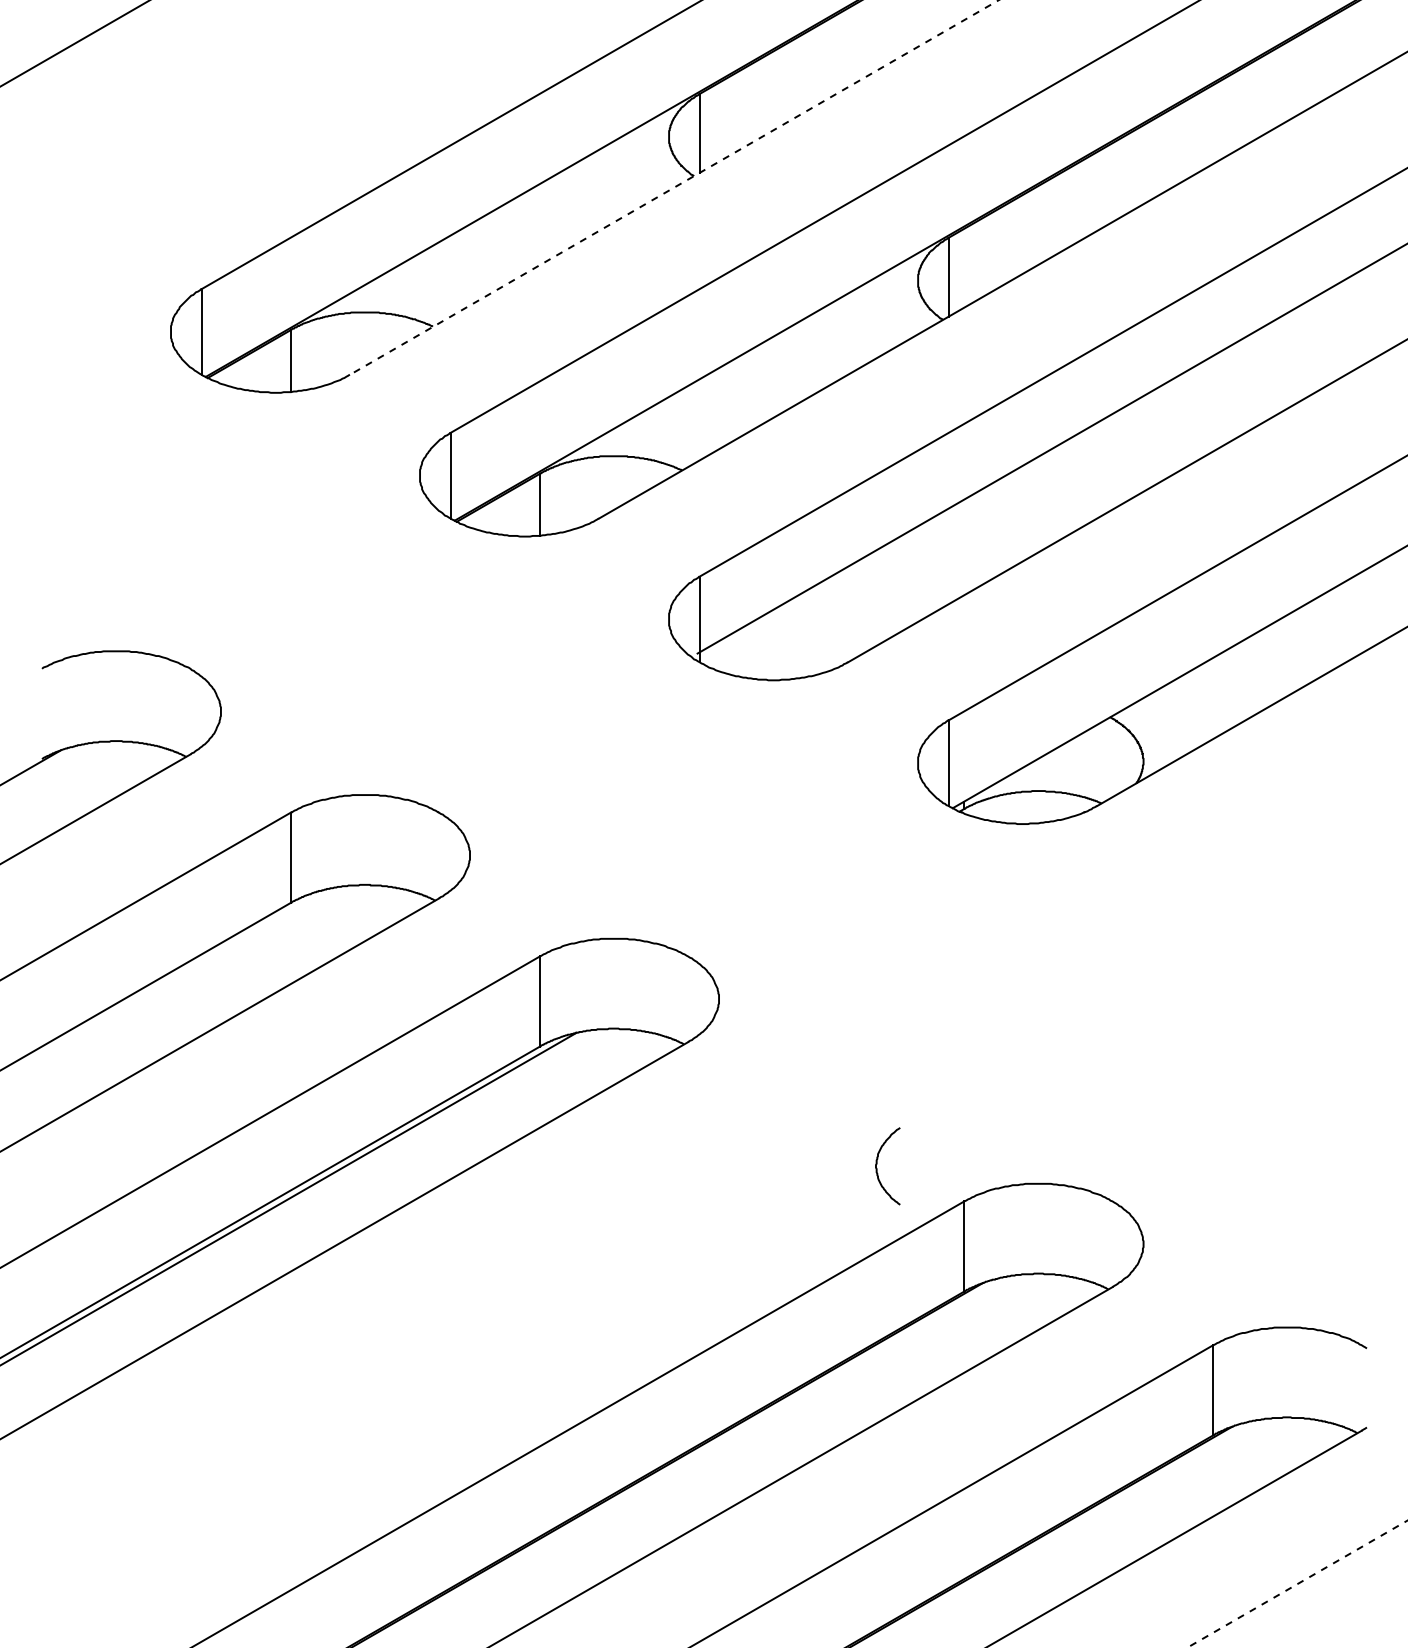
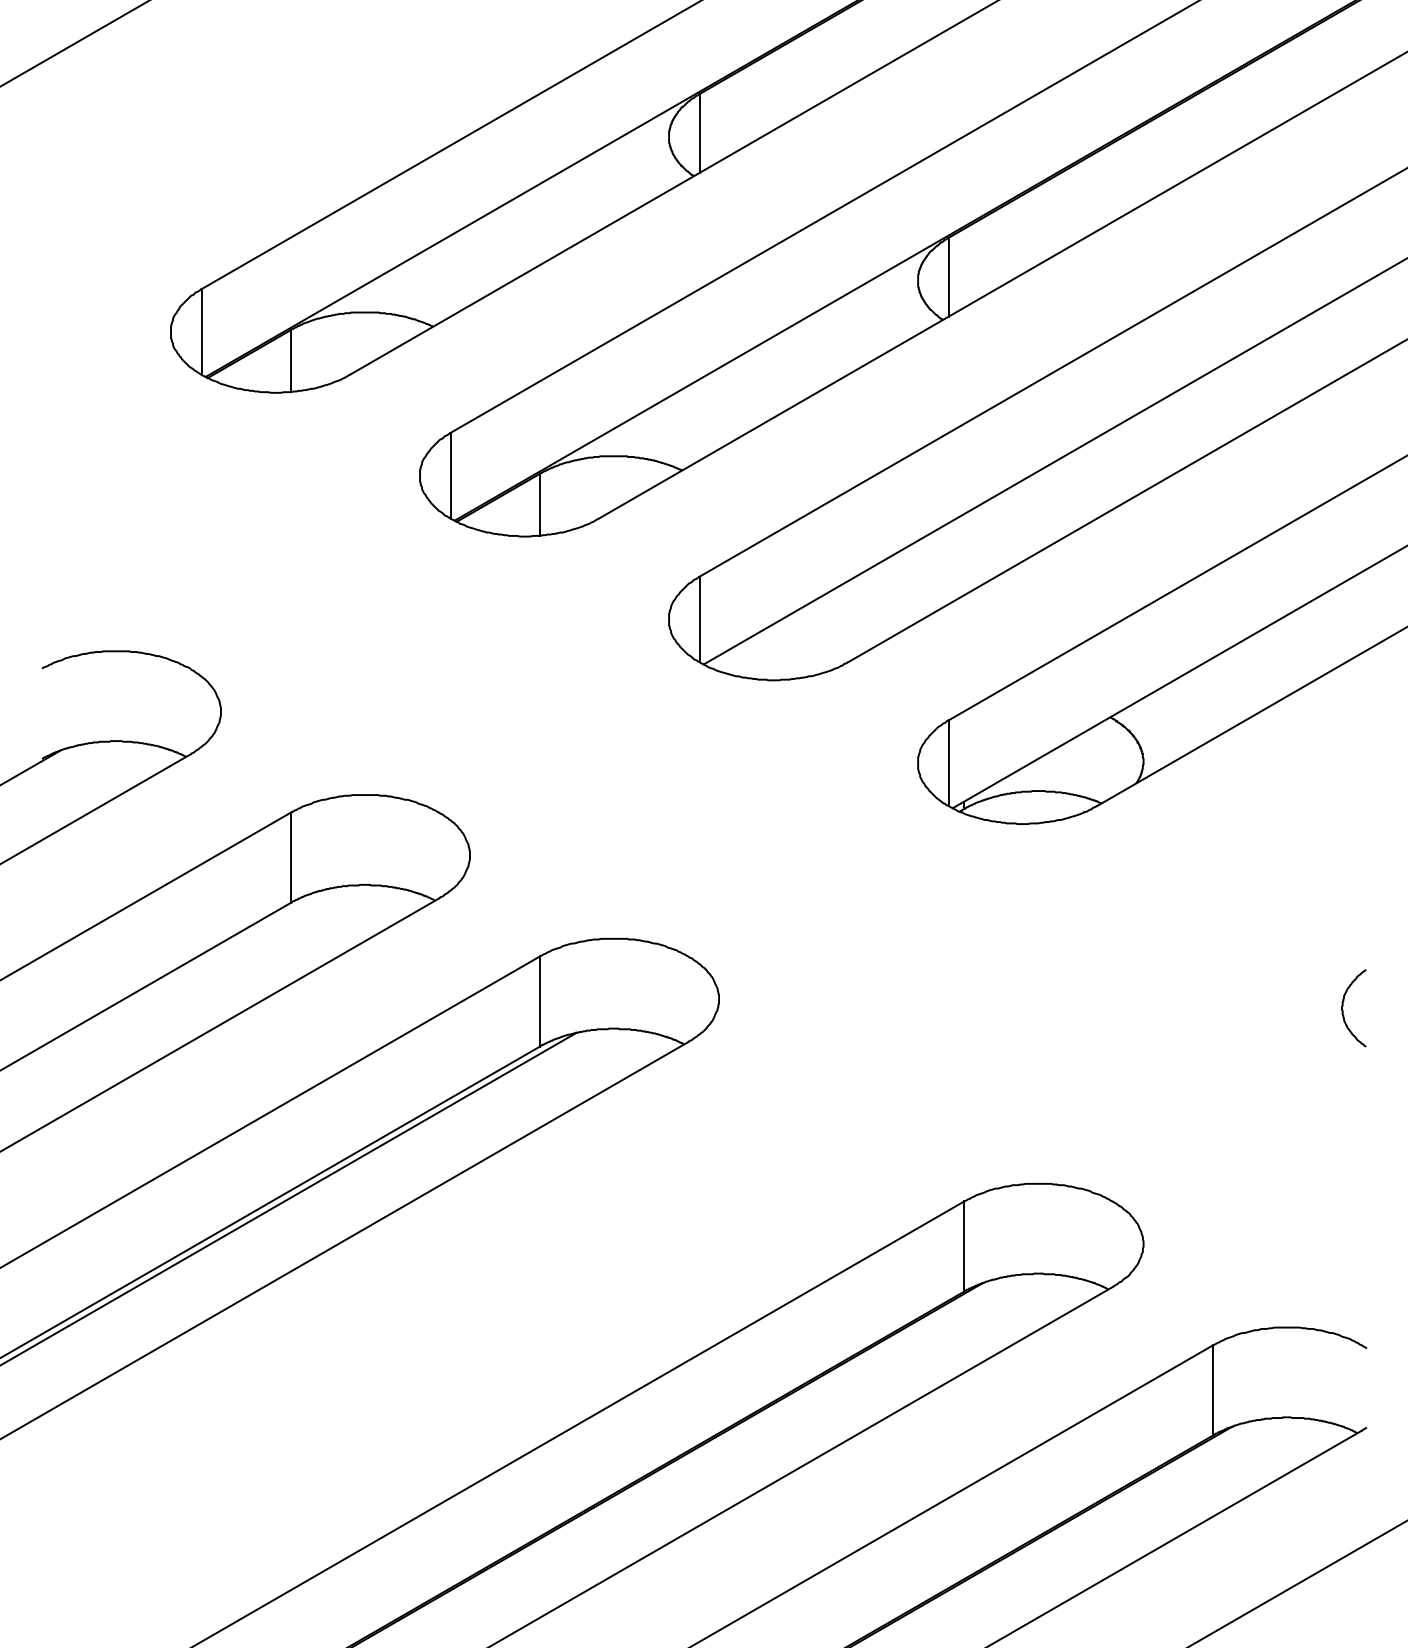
line: dashed -> solid (673, 187)
line position: (1050, 449) -> (1053, 461) (1053, 461)
curve position: (877, 1164) -> (1343, 1006) (1343, 1006)
line: dashed -> solid (1297, 1583)
